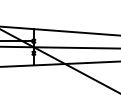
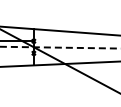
line: solid -> dashed (60, 47)
